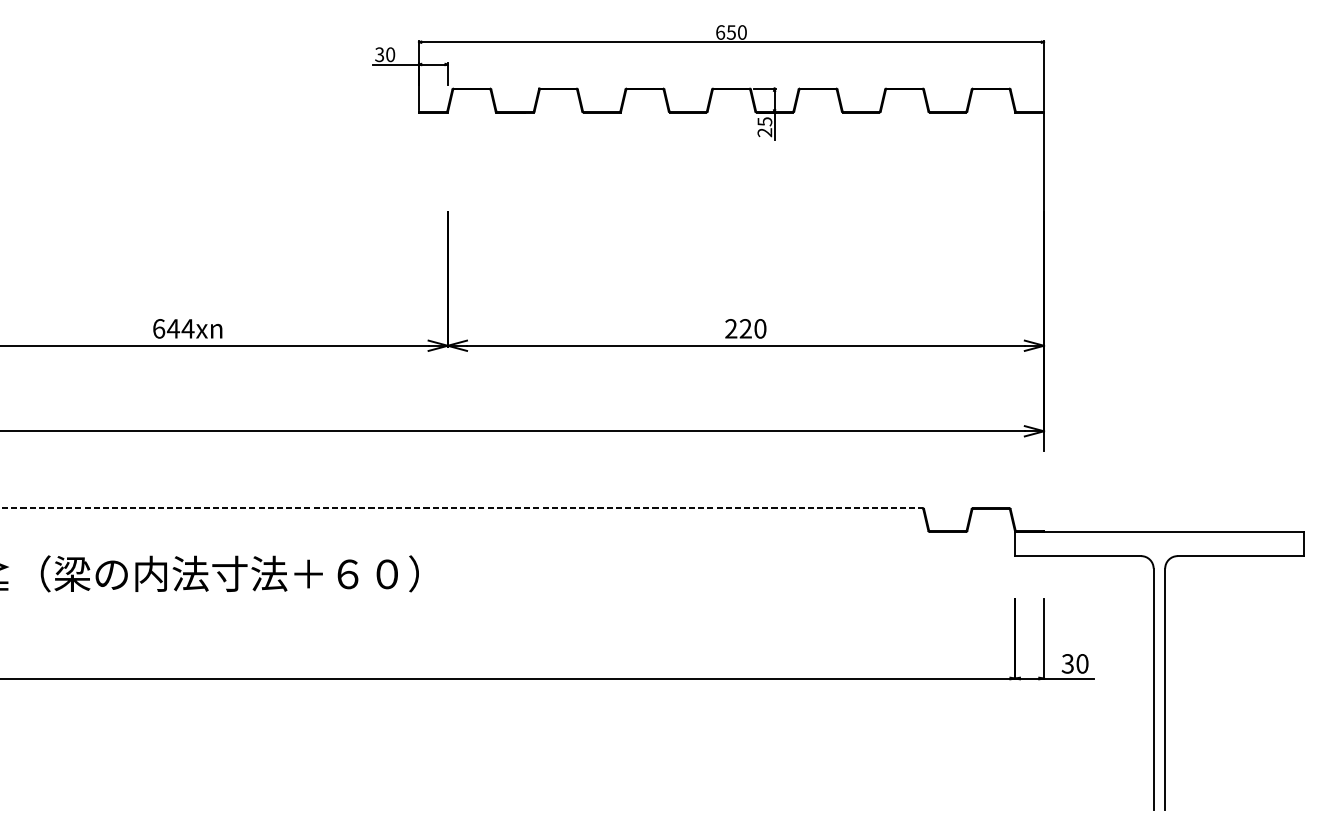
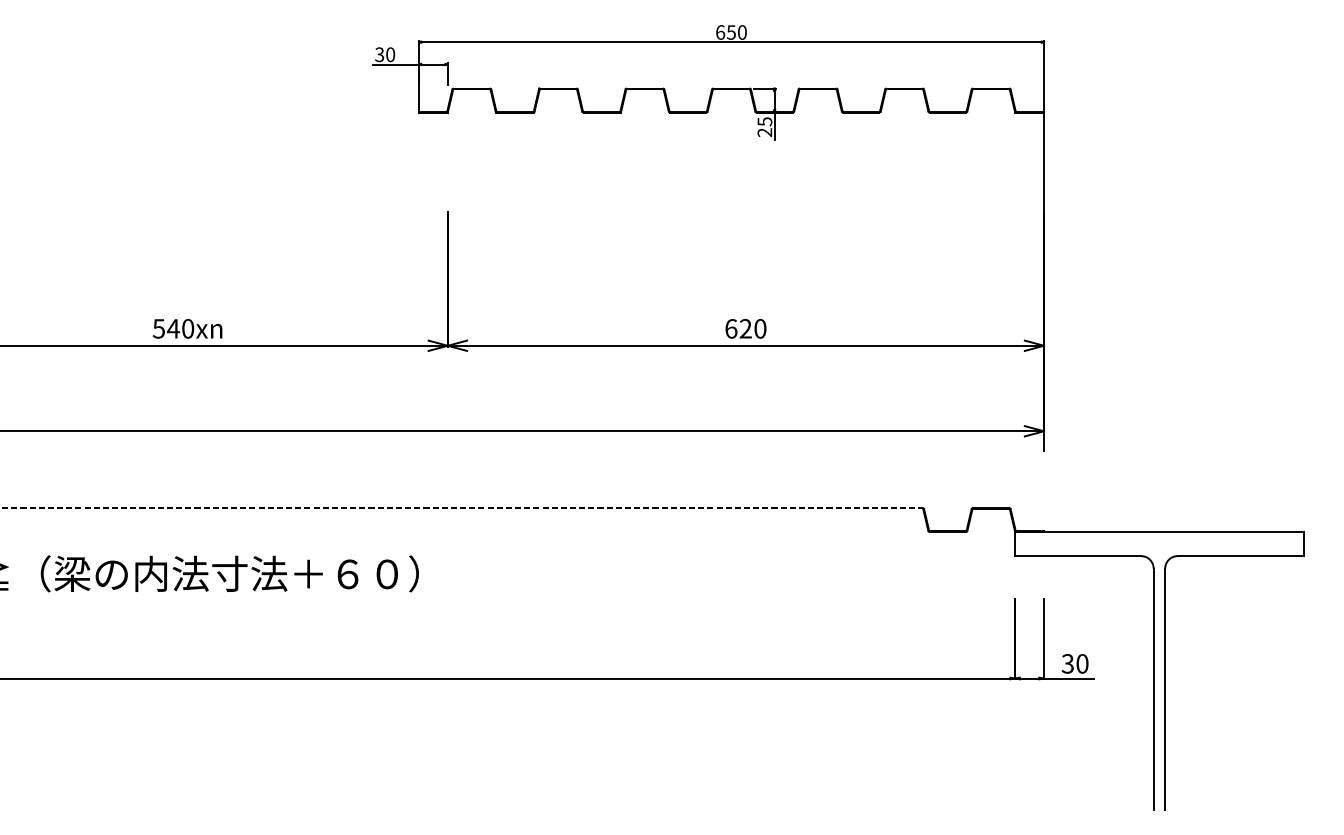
text: 644xn -> 540xn (173, 328)
text: 220 -> 620 (731, 328)
